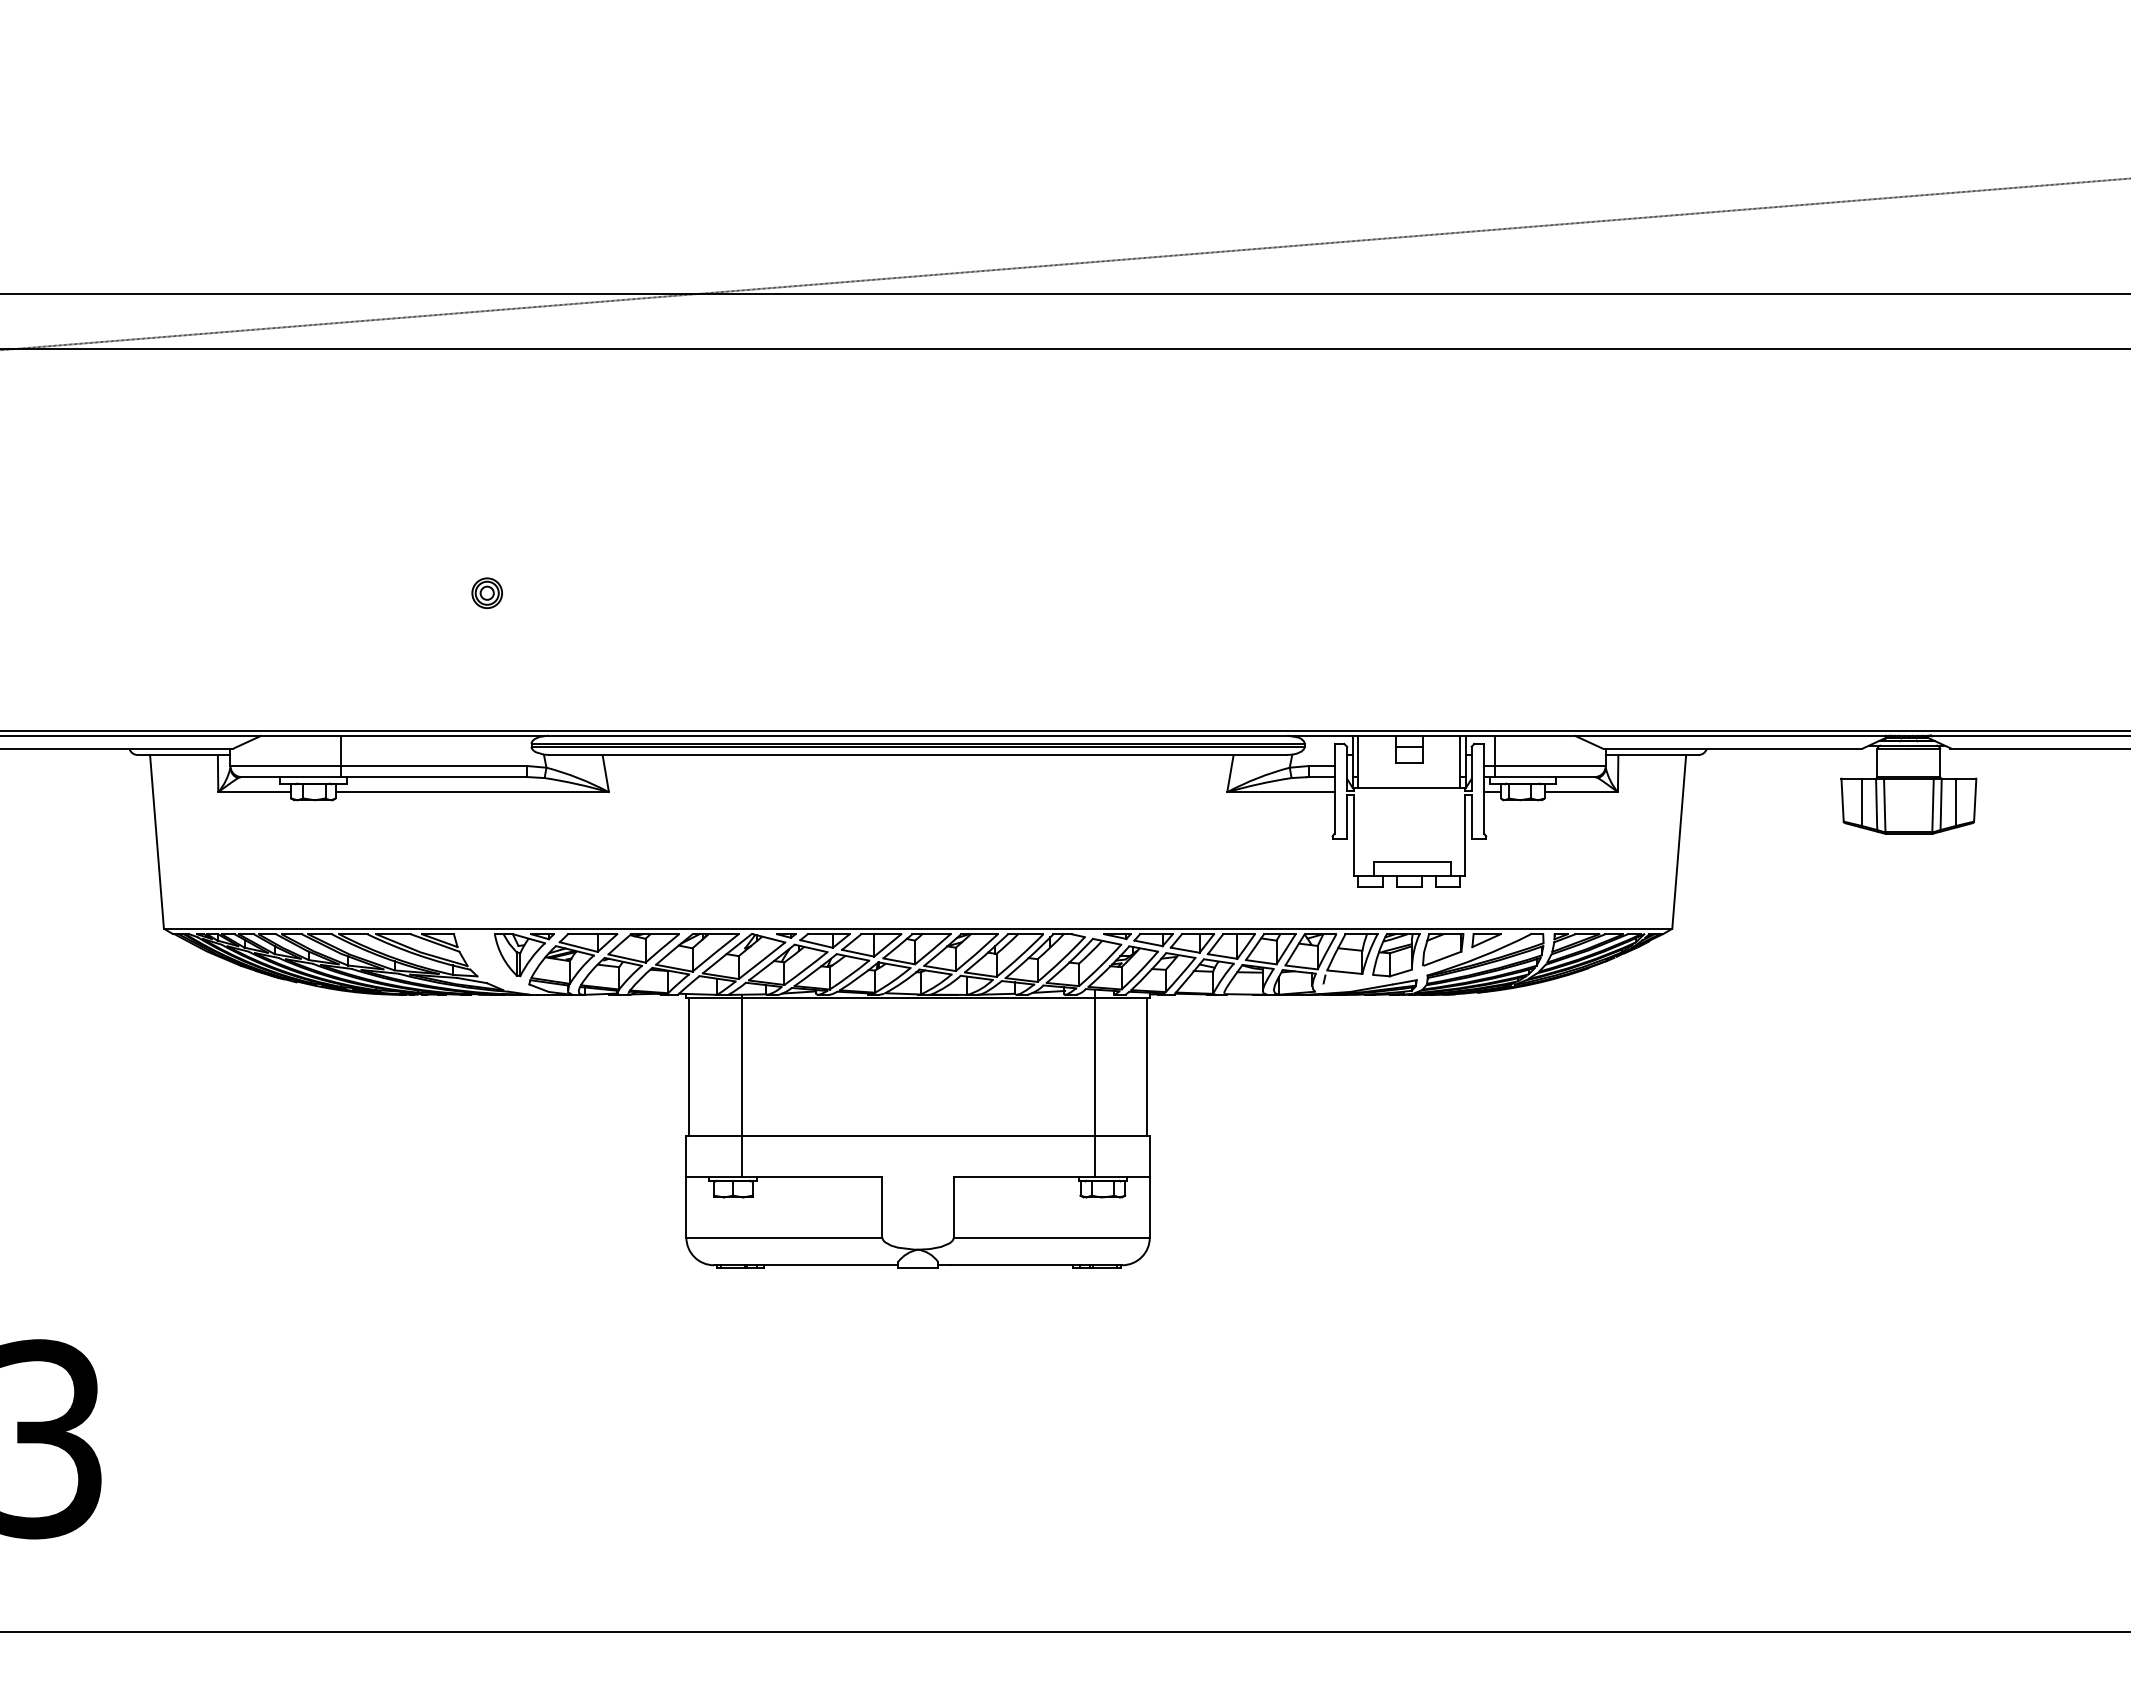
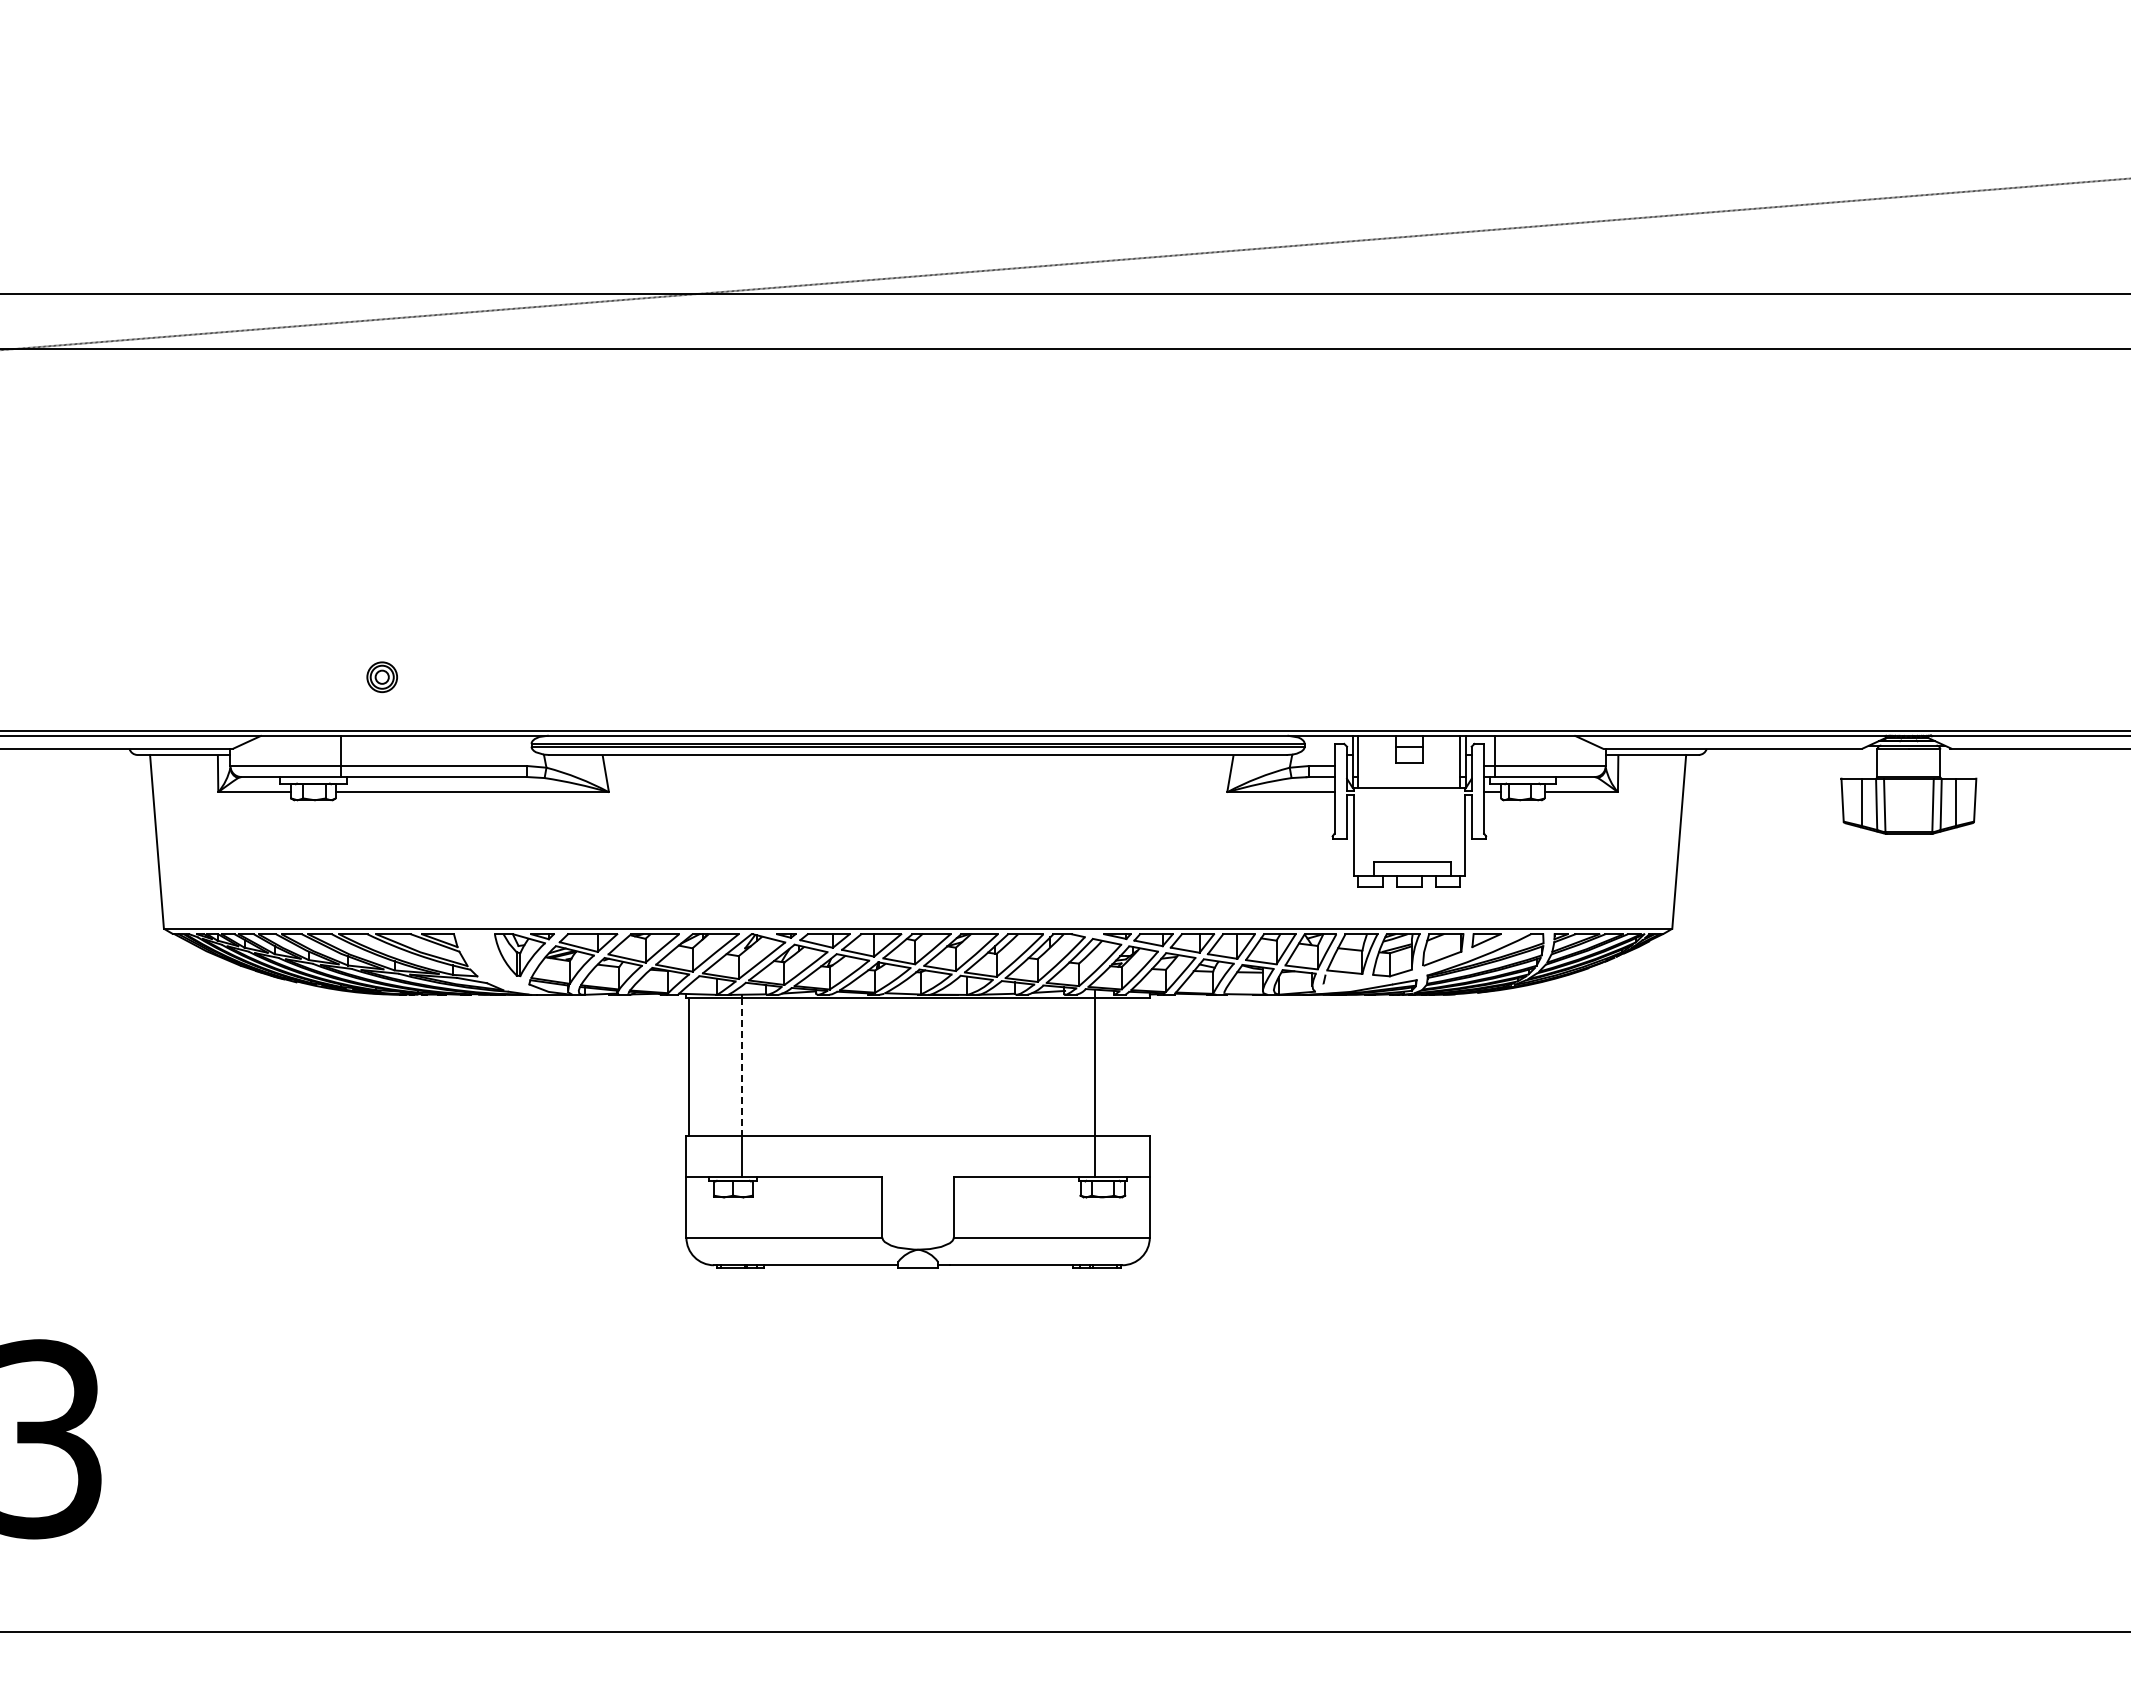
part position: (486, 593) -> (381, 677) (381, 677)
line: solid -> dashed (741, 1066)
line: present -> none (1147, 1066)
